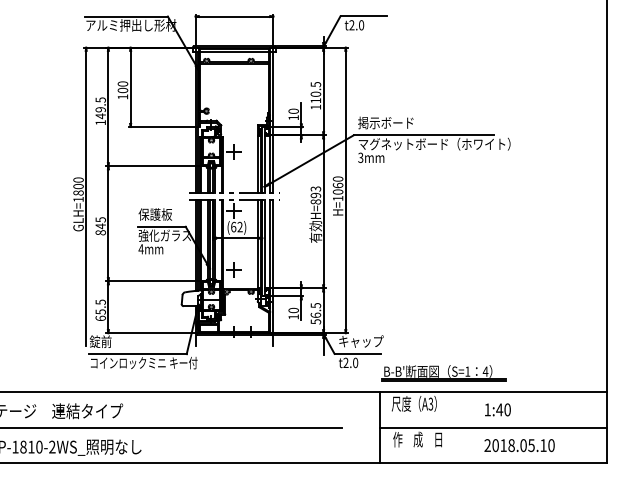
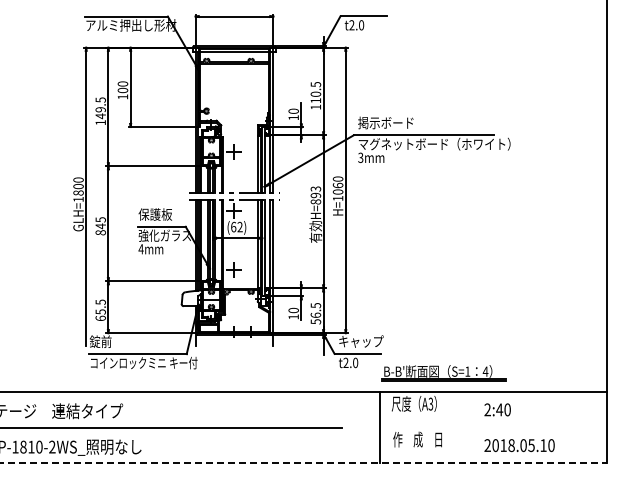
text: 1:40 -> 2:40 (487, 409)
line: present -> none (493, 427)
line: solid -> dashed (304, 463)
